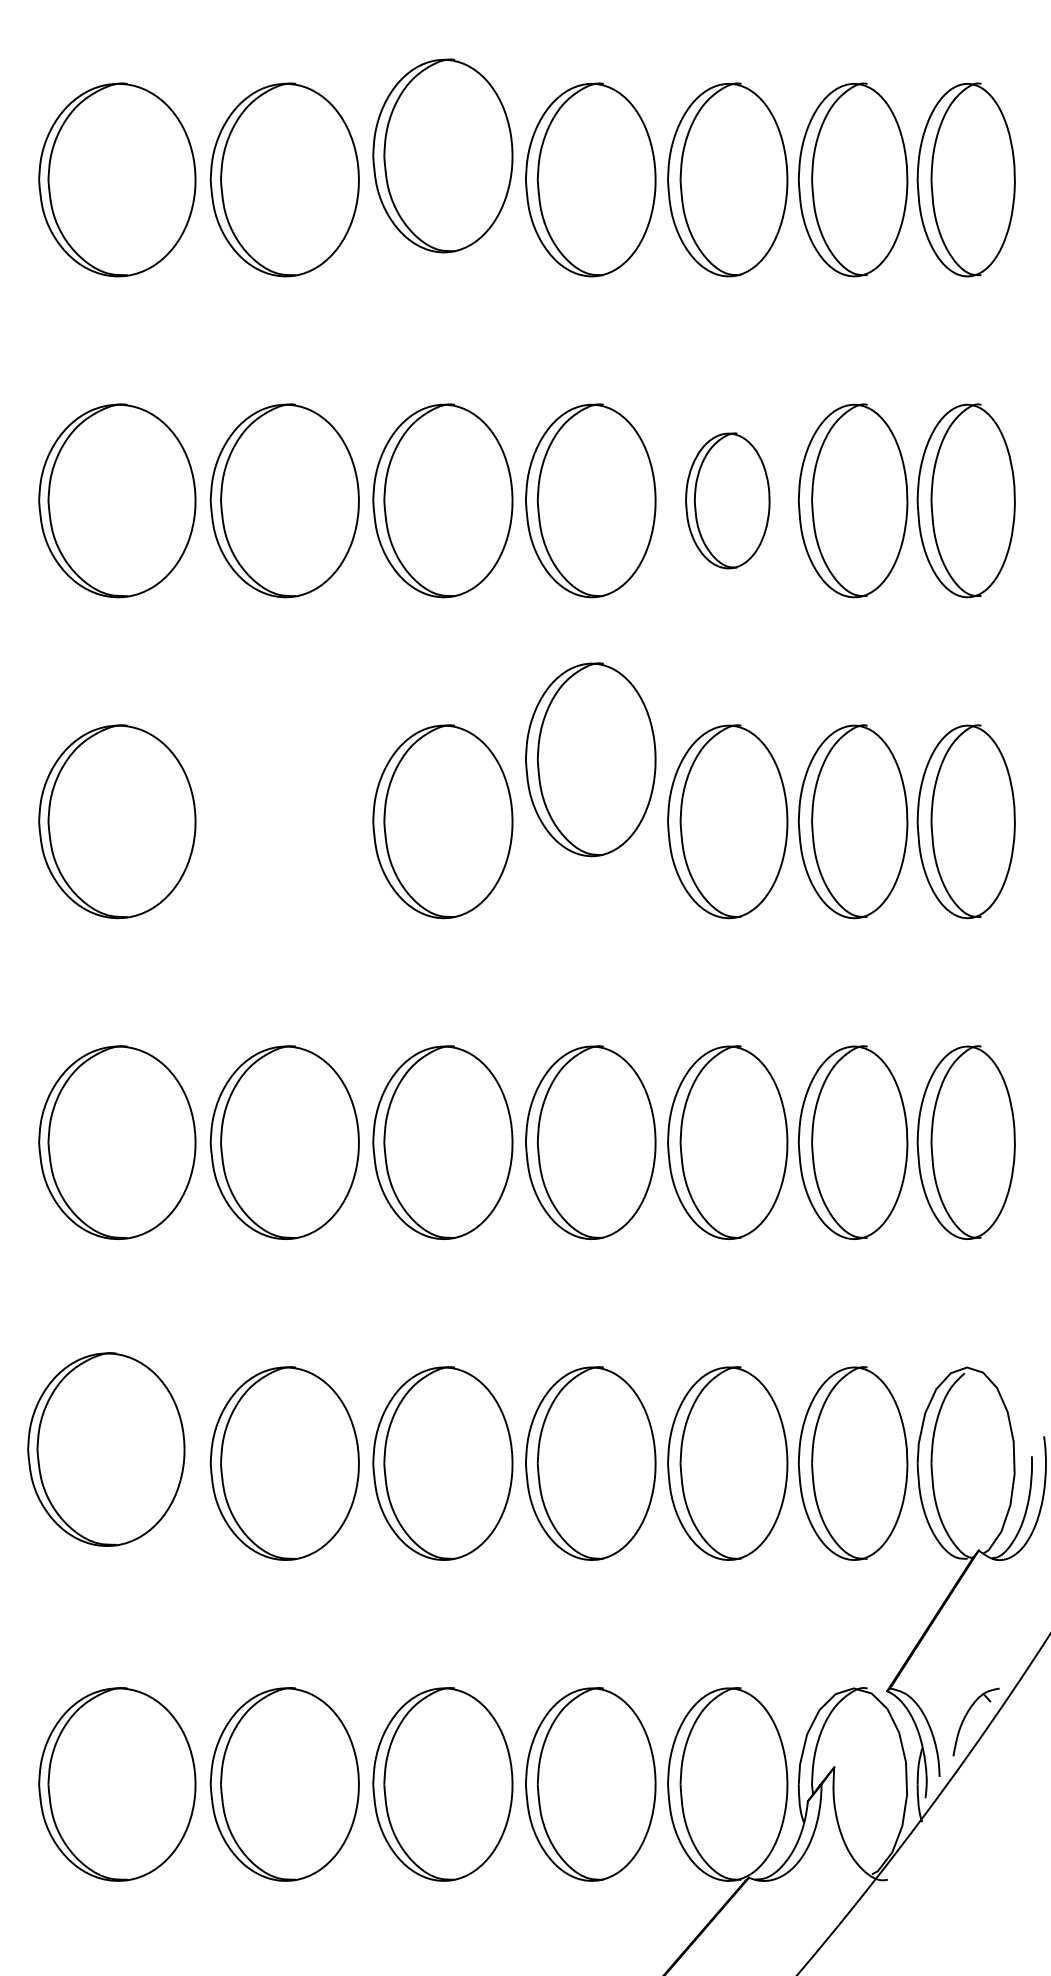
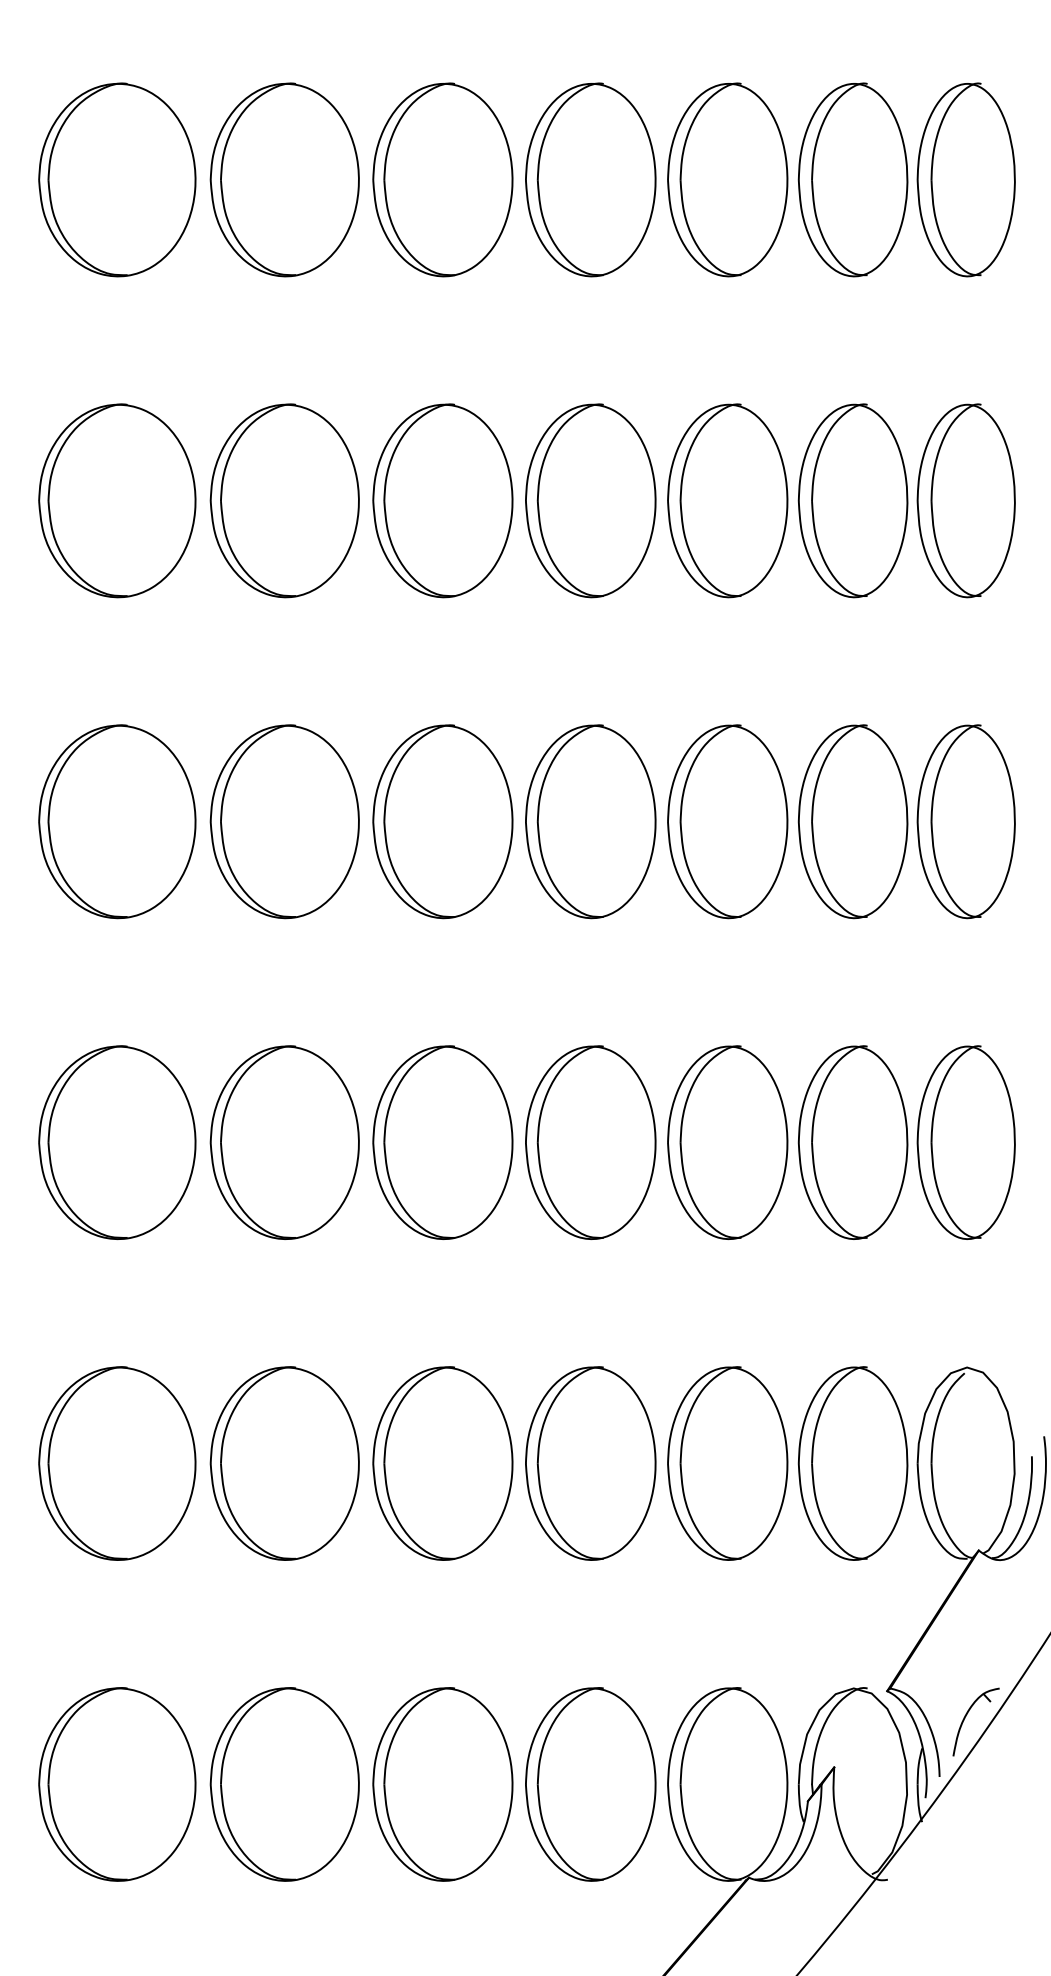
part position: (442, 155) -> (442, 179) (442, 179)
part size: 86x138 px -> 122x196 px (727, 500)
part position: (590, 759) -> (590, 821) (590, 821)
part: none -> present (284, 821)
part position: (106, 1449) -> (117, 1463) (117, 1463)
